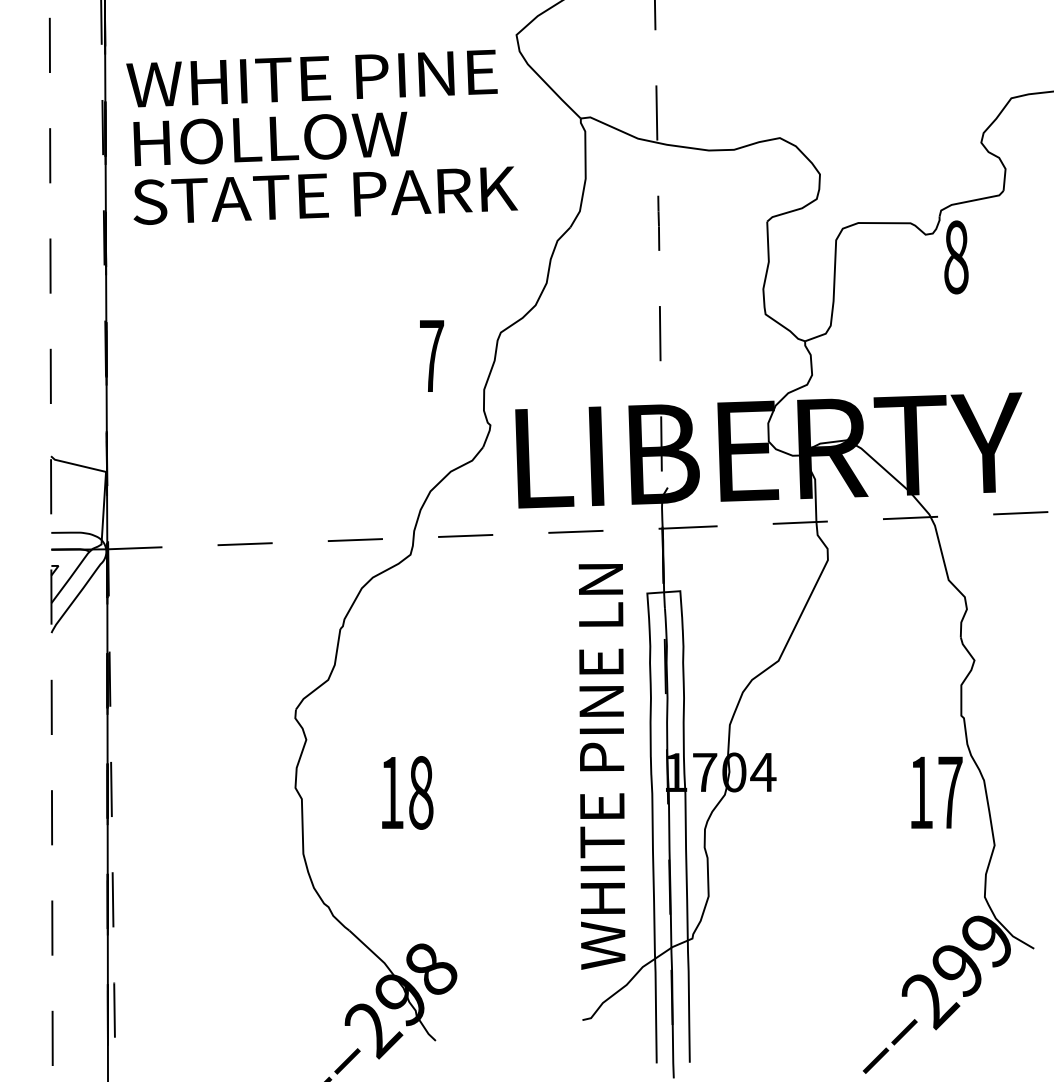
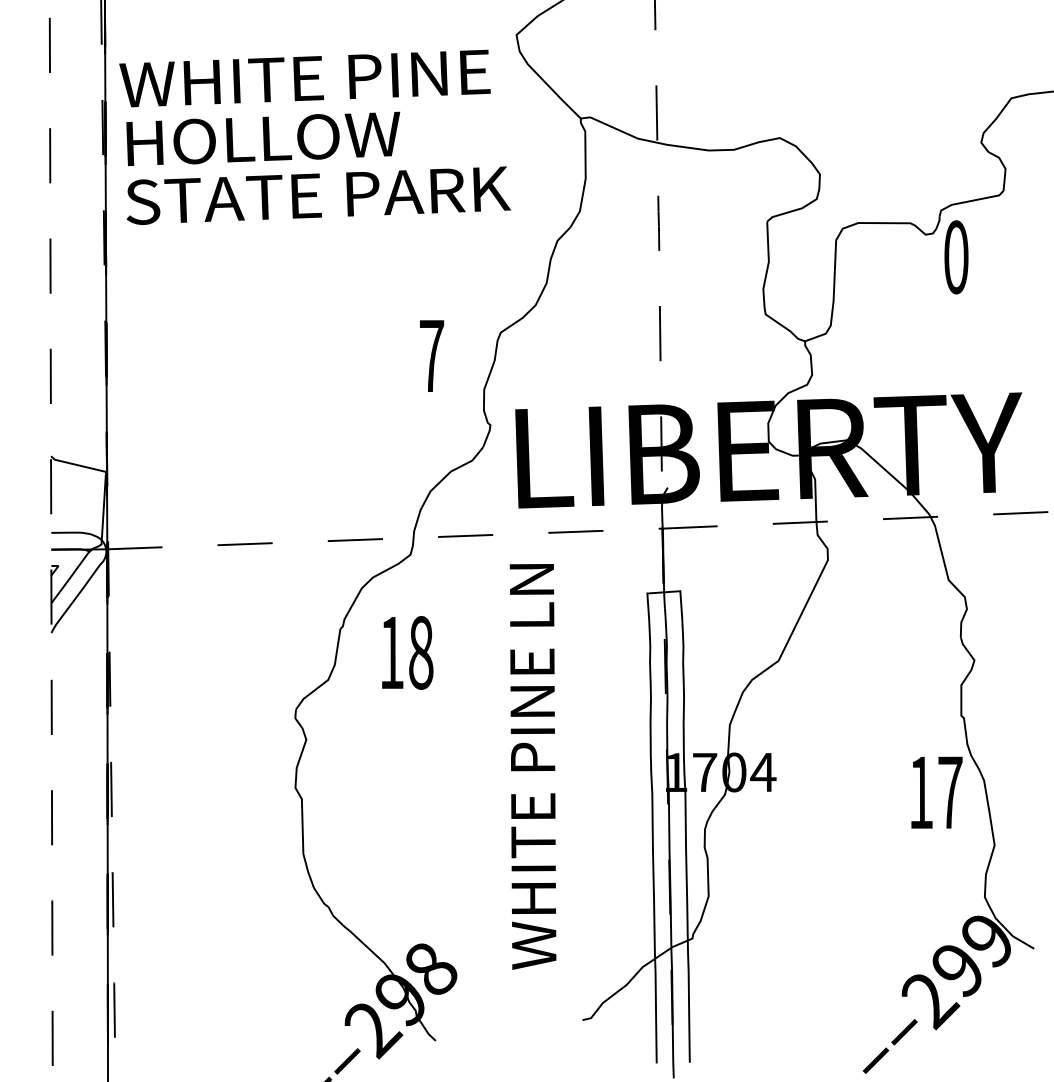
text position: (322, 136) -> (315, 136) (315, 136)
text: 8 -> 0 (956, 257)
text position: (601, 766) -> (532, 766) (532, 766)
text position: (407, 792) -> (407, 652) (407, 652)
